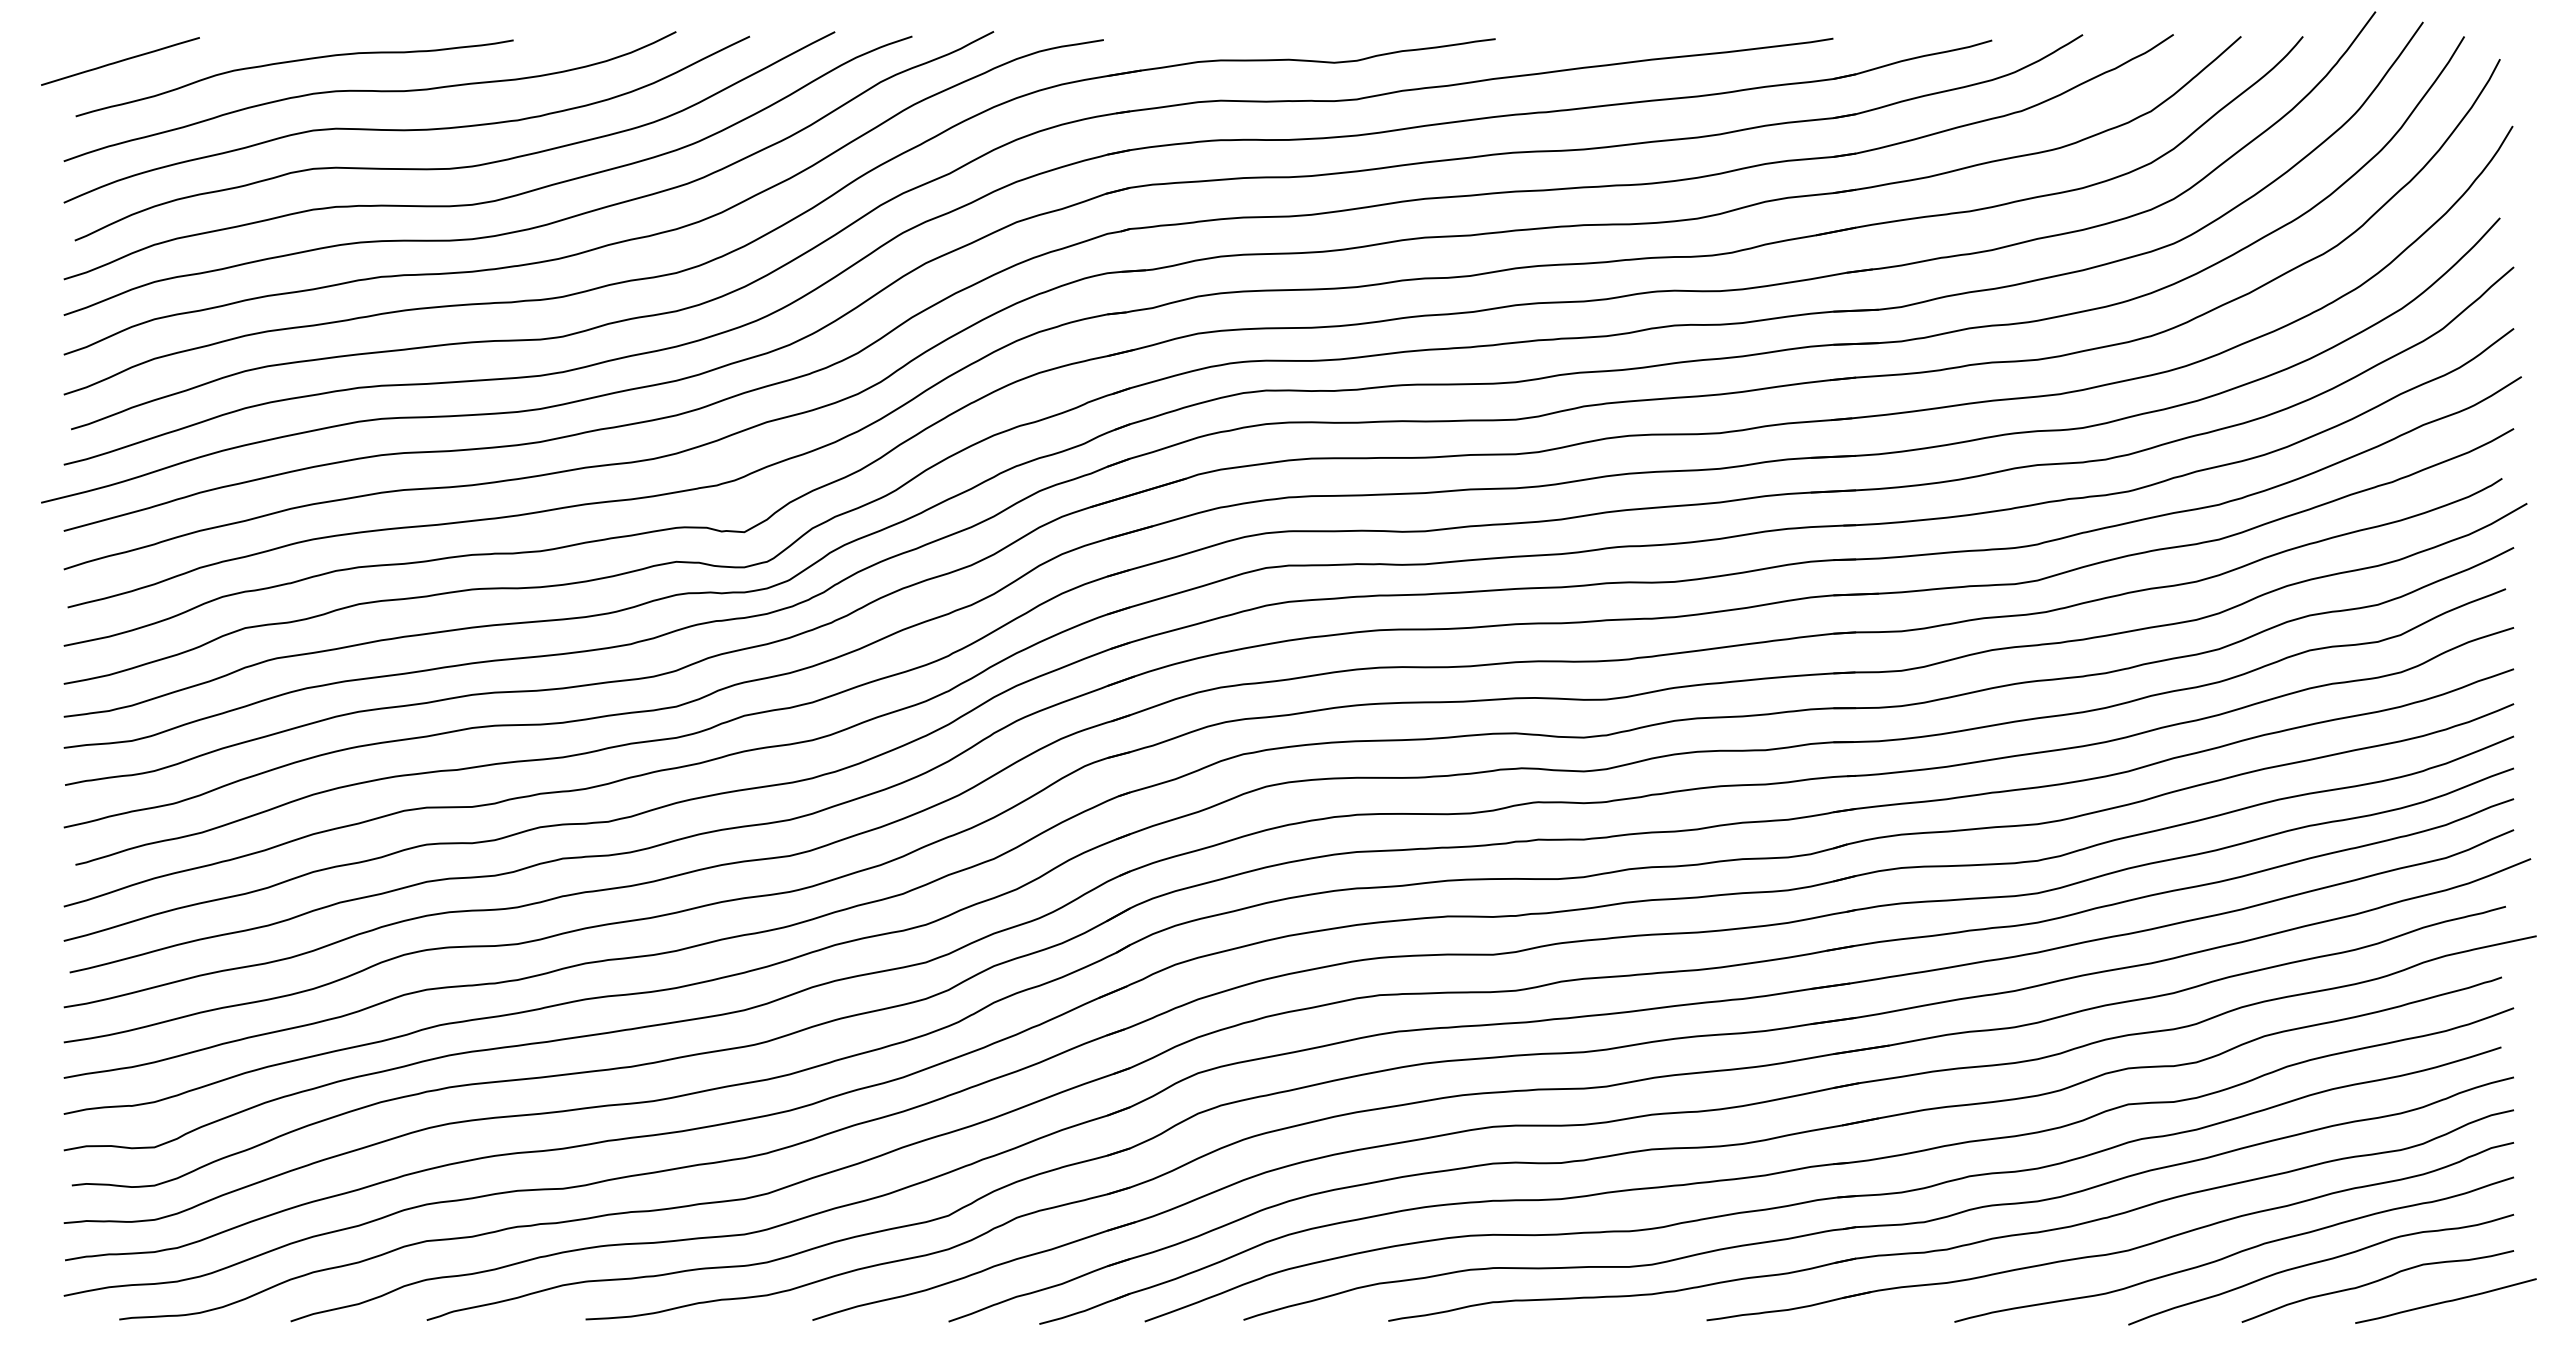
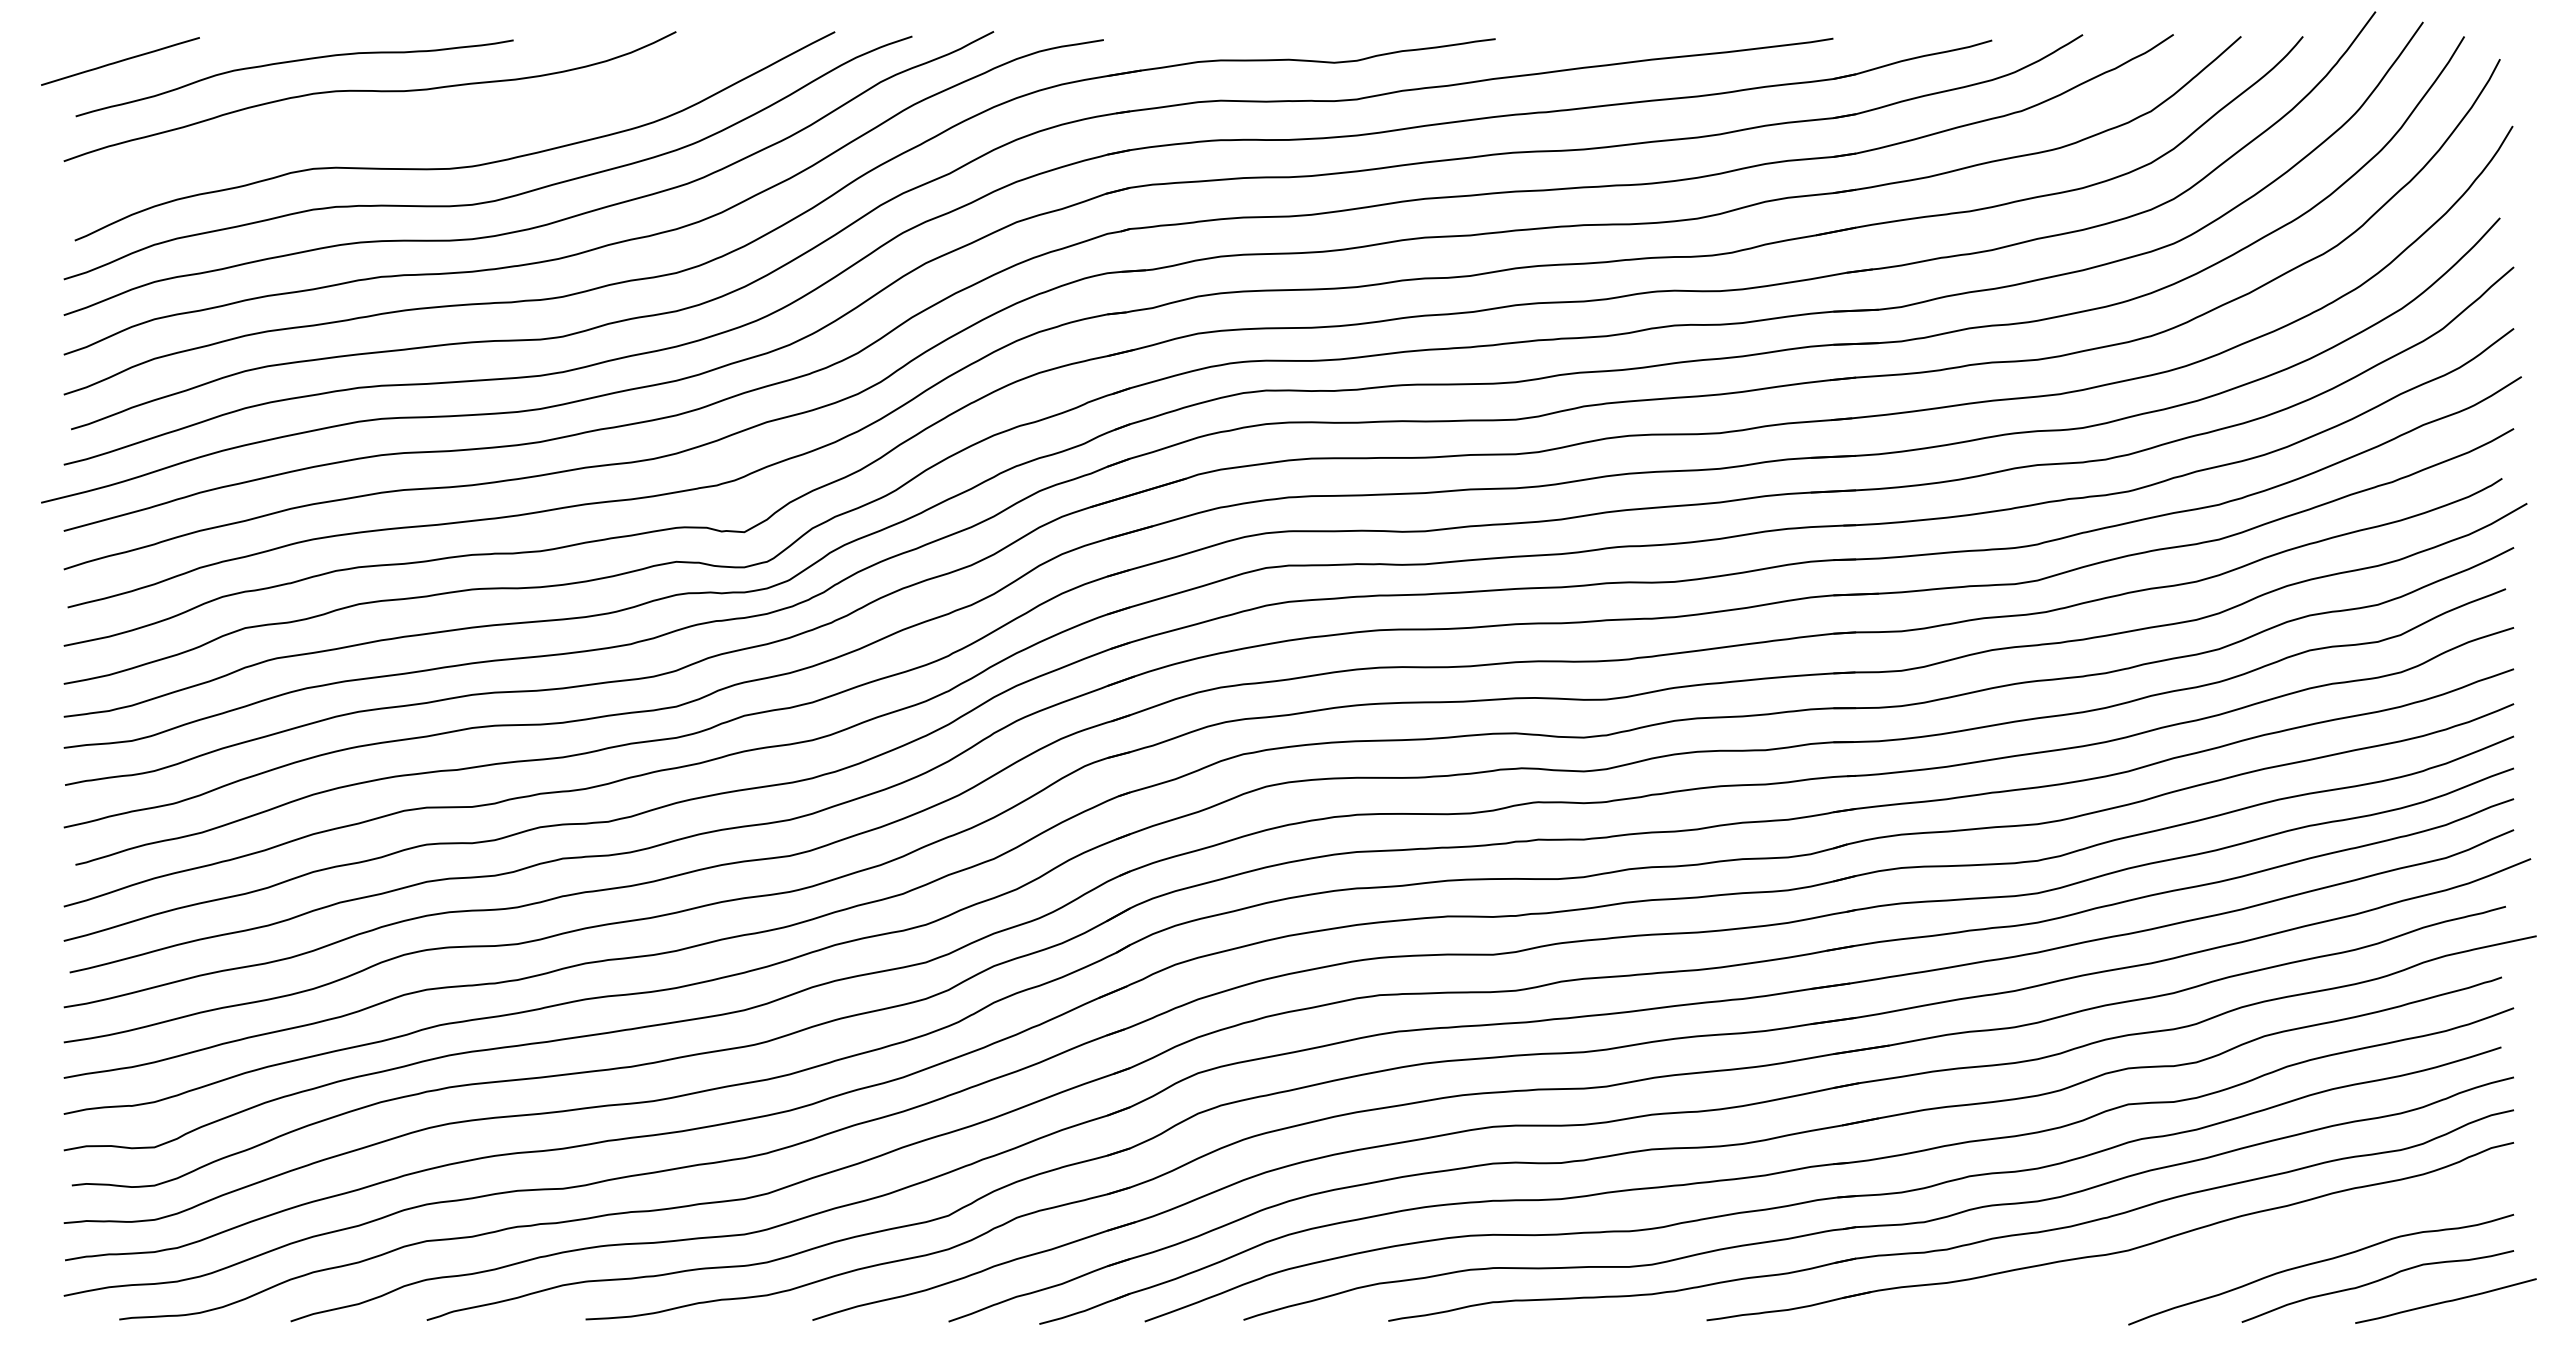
curve: present -> none (406, 129)
curve: present -> none (2235, 1252)
